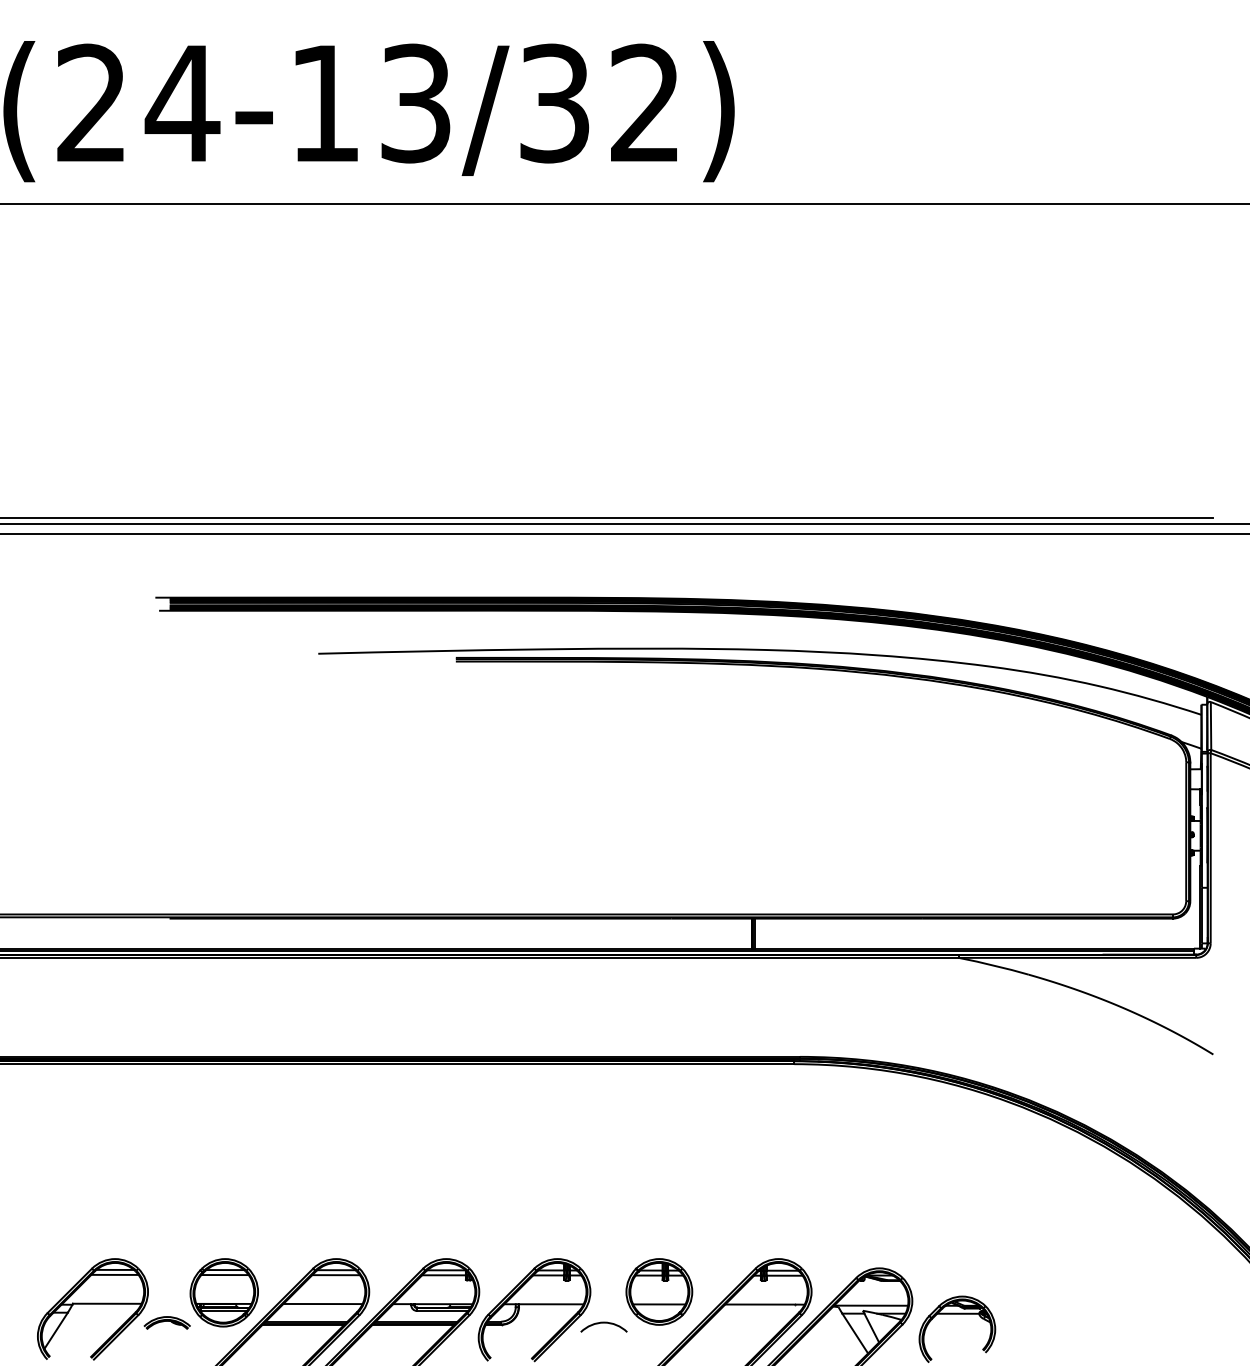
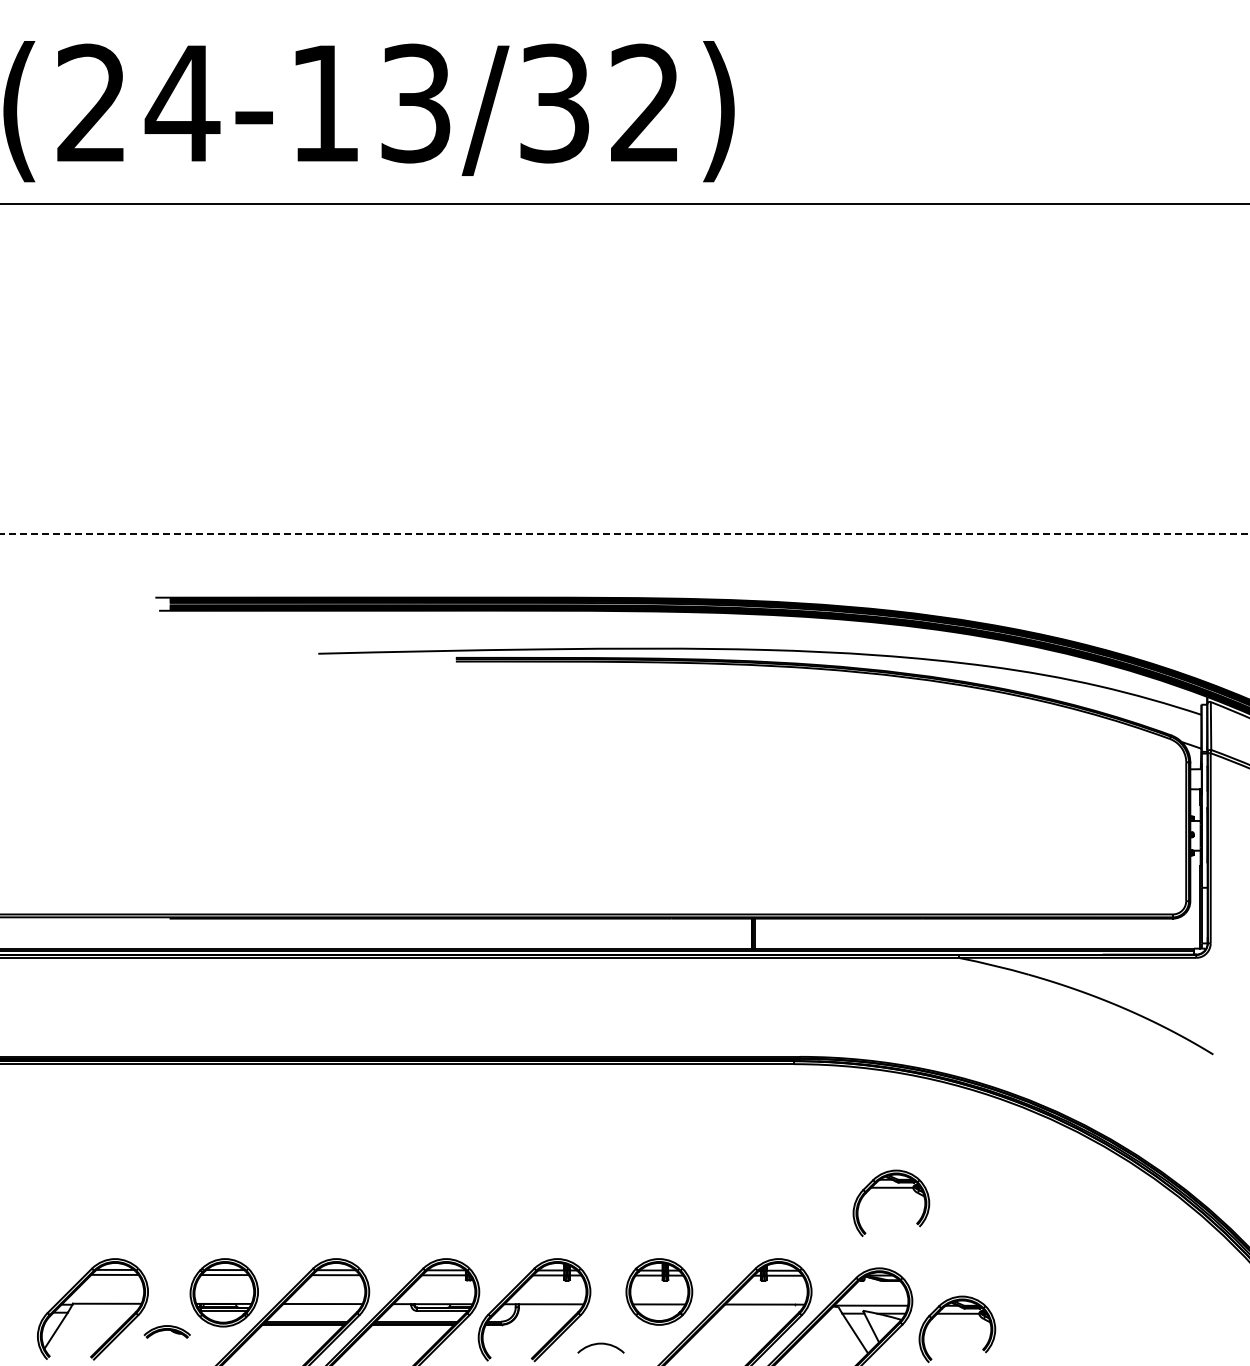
line: present -> none (607, 518)
line: present -> none (624, 523)
line: solid -> dashed (624, 533)
part: none -> present (891, 1188)
part position: (166, 1322) -> (166, 1331) (166, 1331)
curve position: (603, 1323) -> (600, 1344) (600, 1344)
